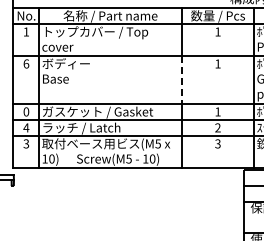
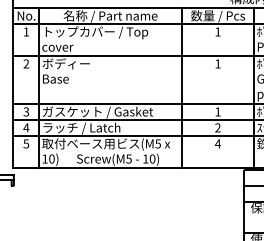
text: 6 -> 2 (26, 63)
line: dashed -> solid (181, 79)
text: 0 -> 3 (26, 111)
text: 3 -> 5 (26, 143)
text: 3 -> 4 (217, 143)
